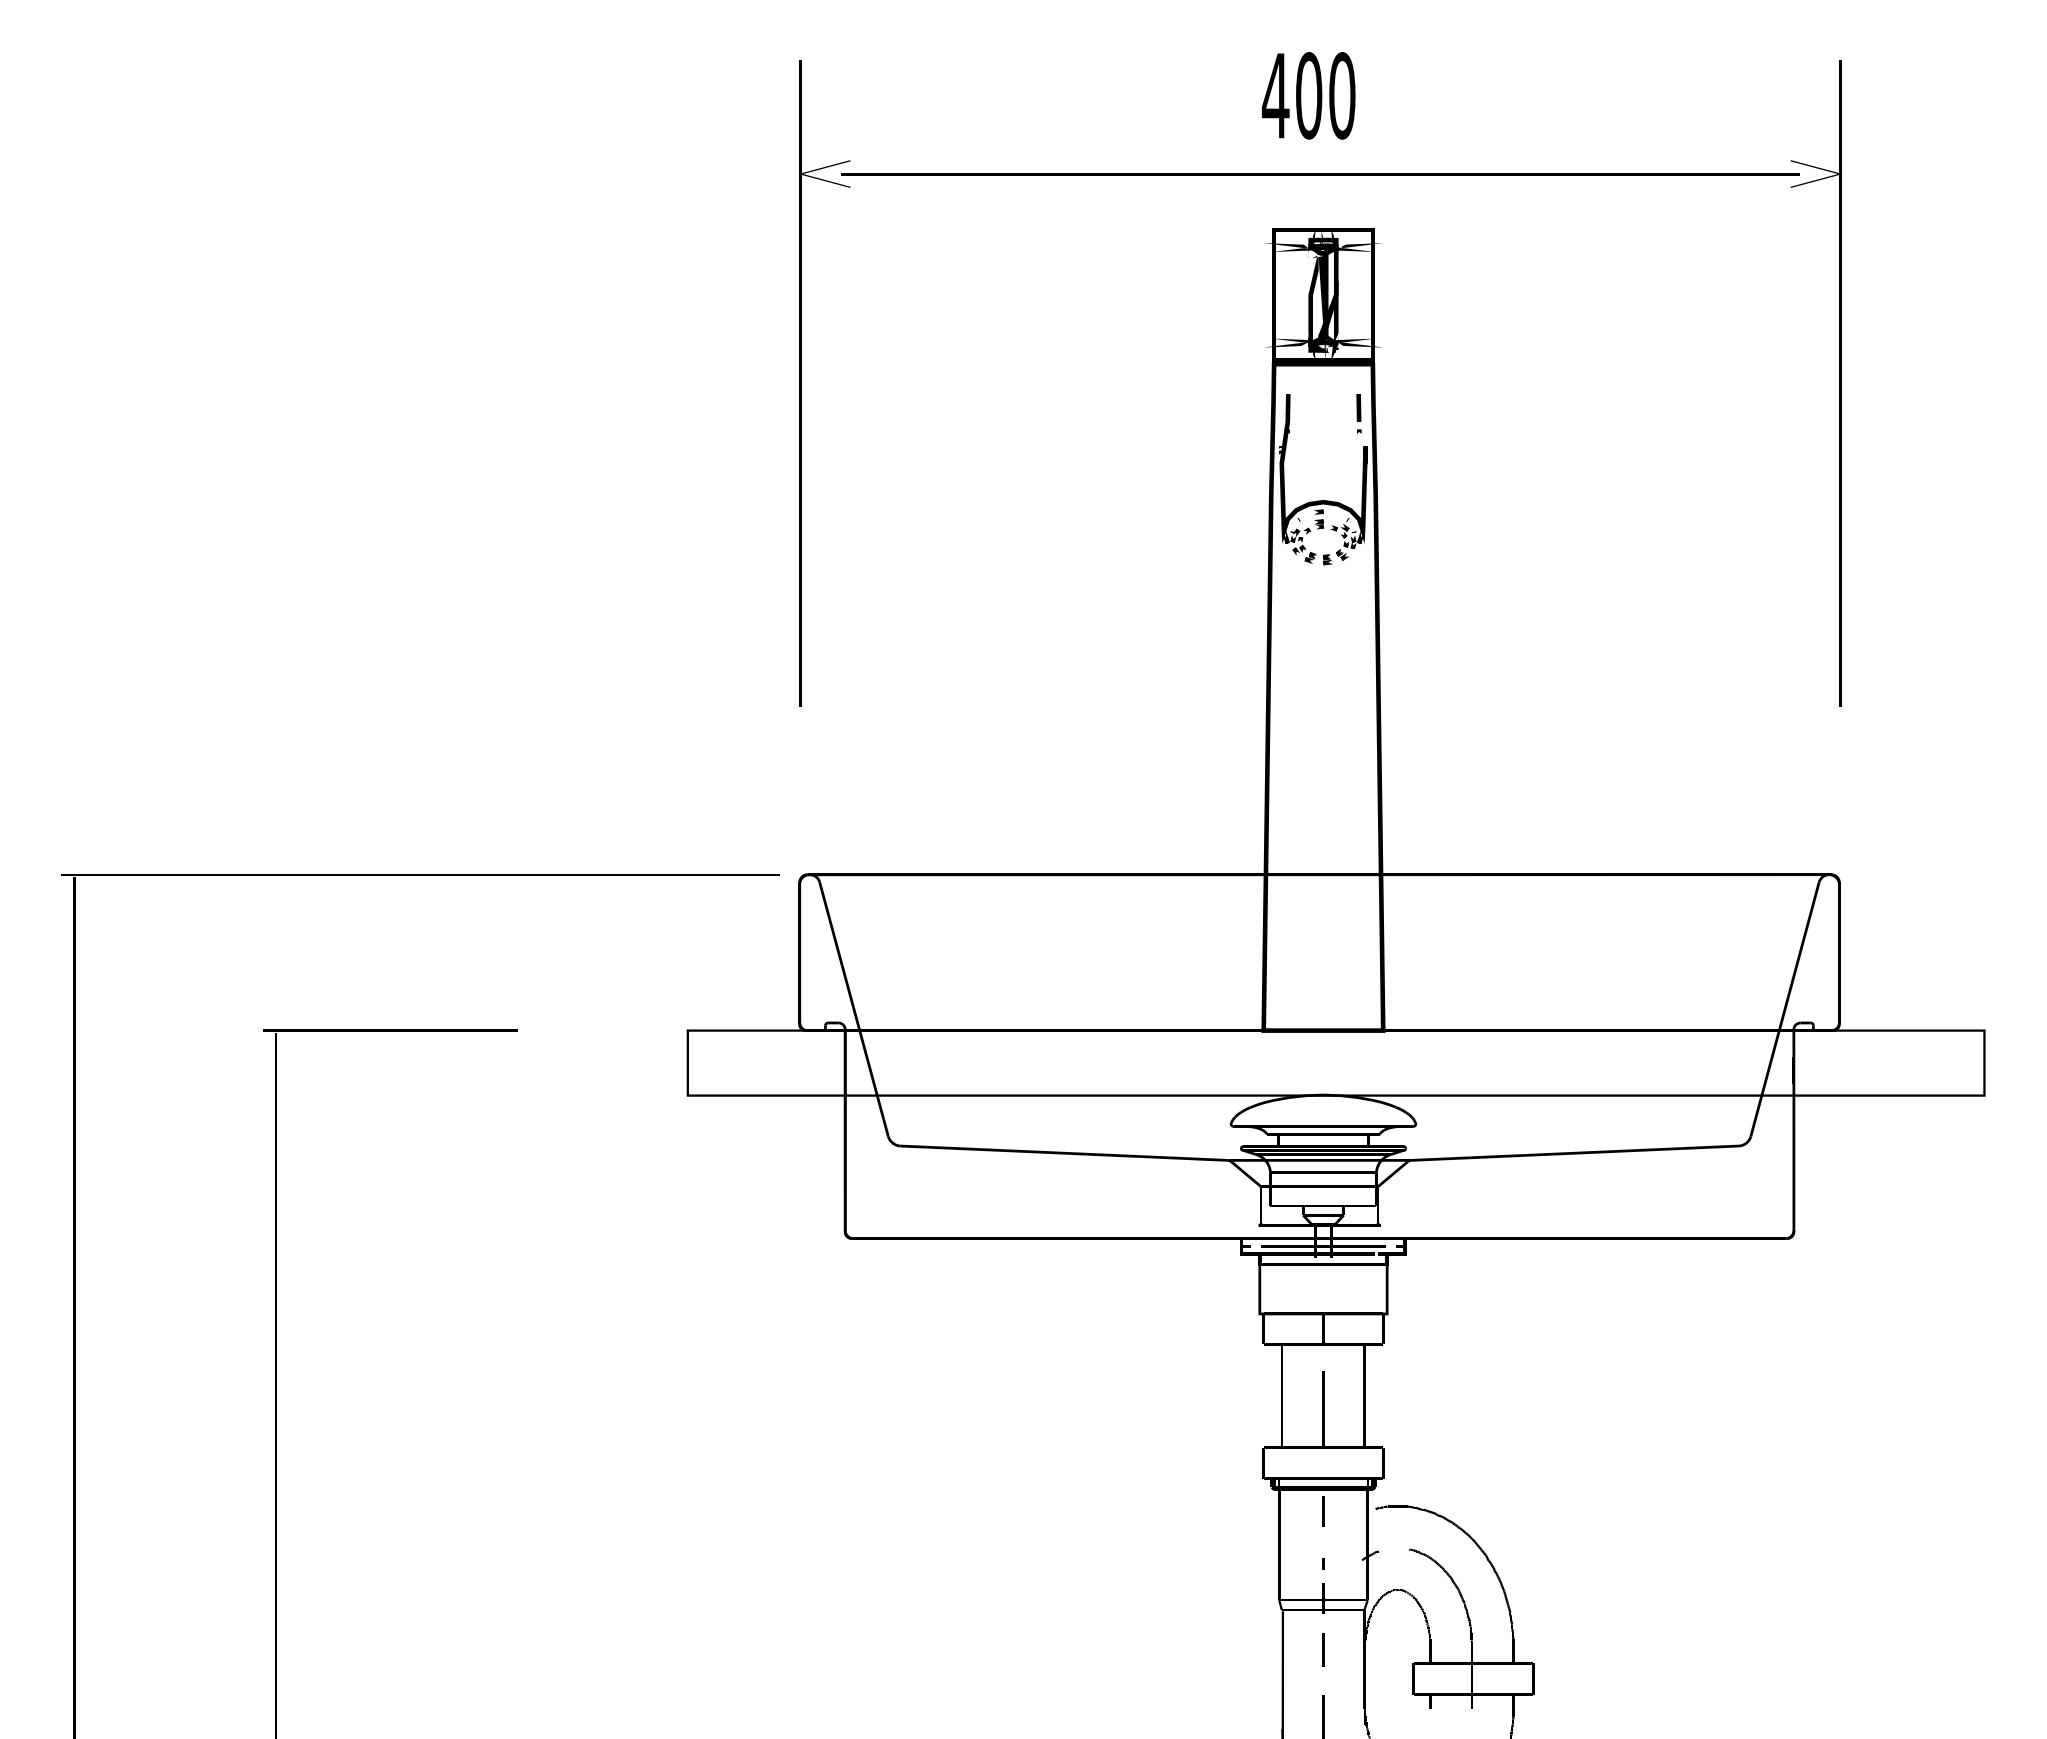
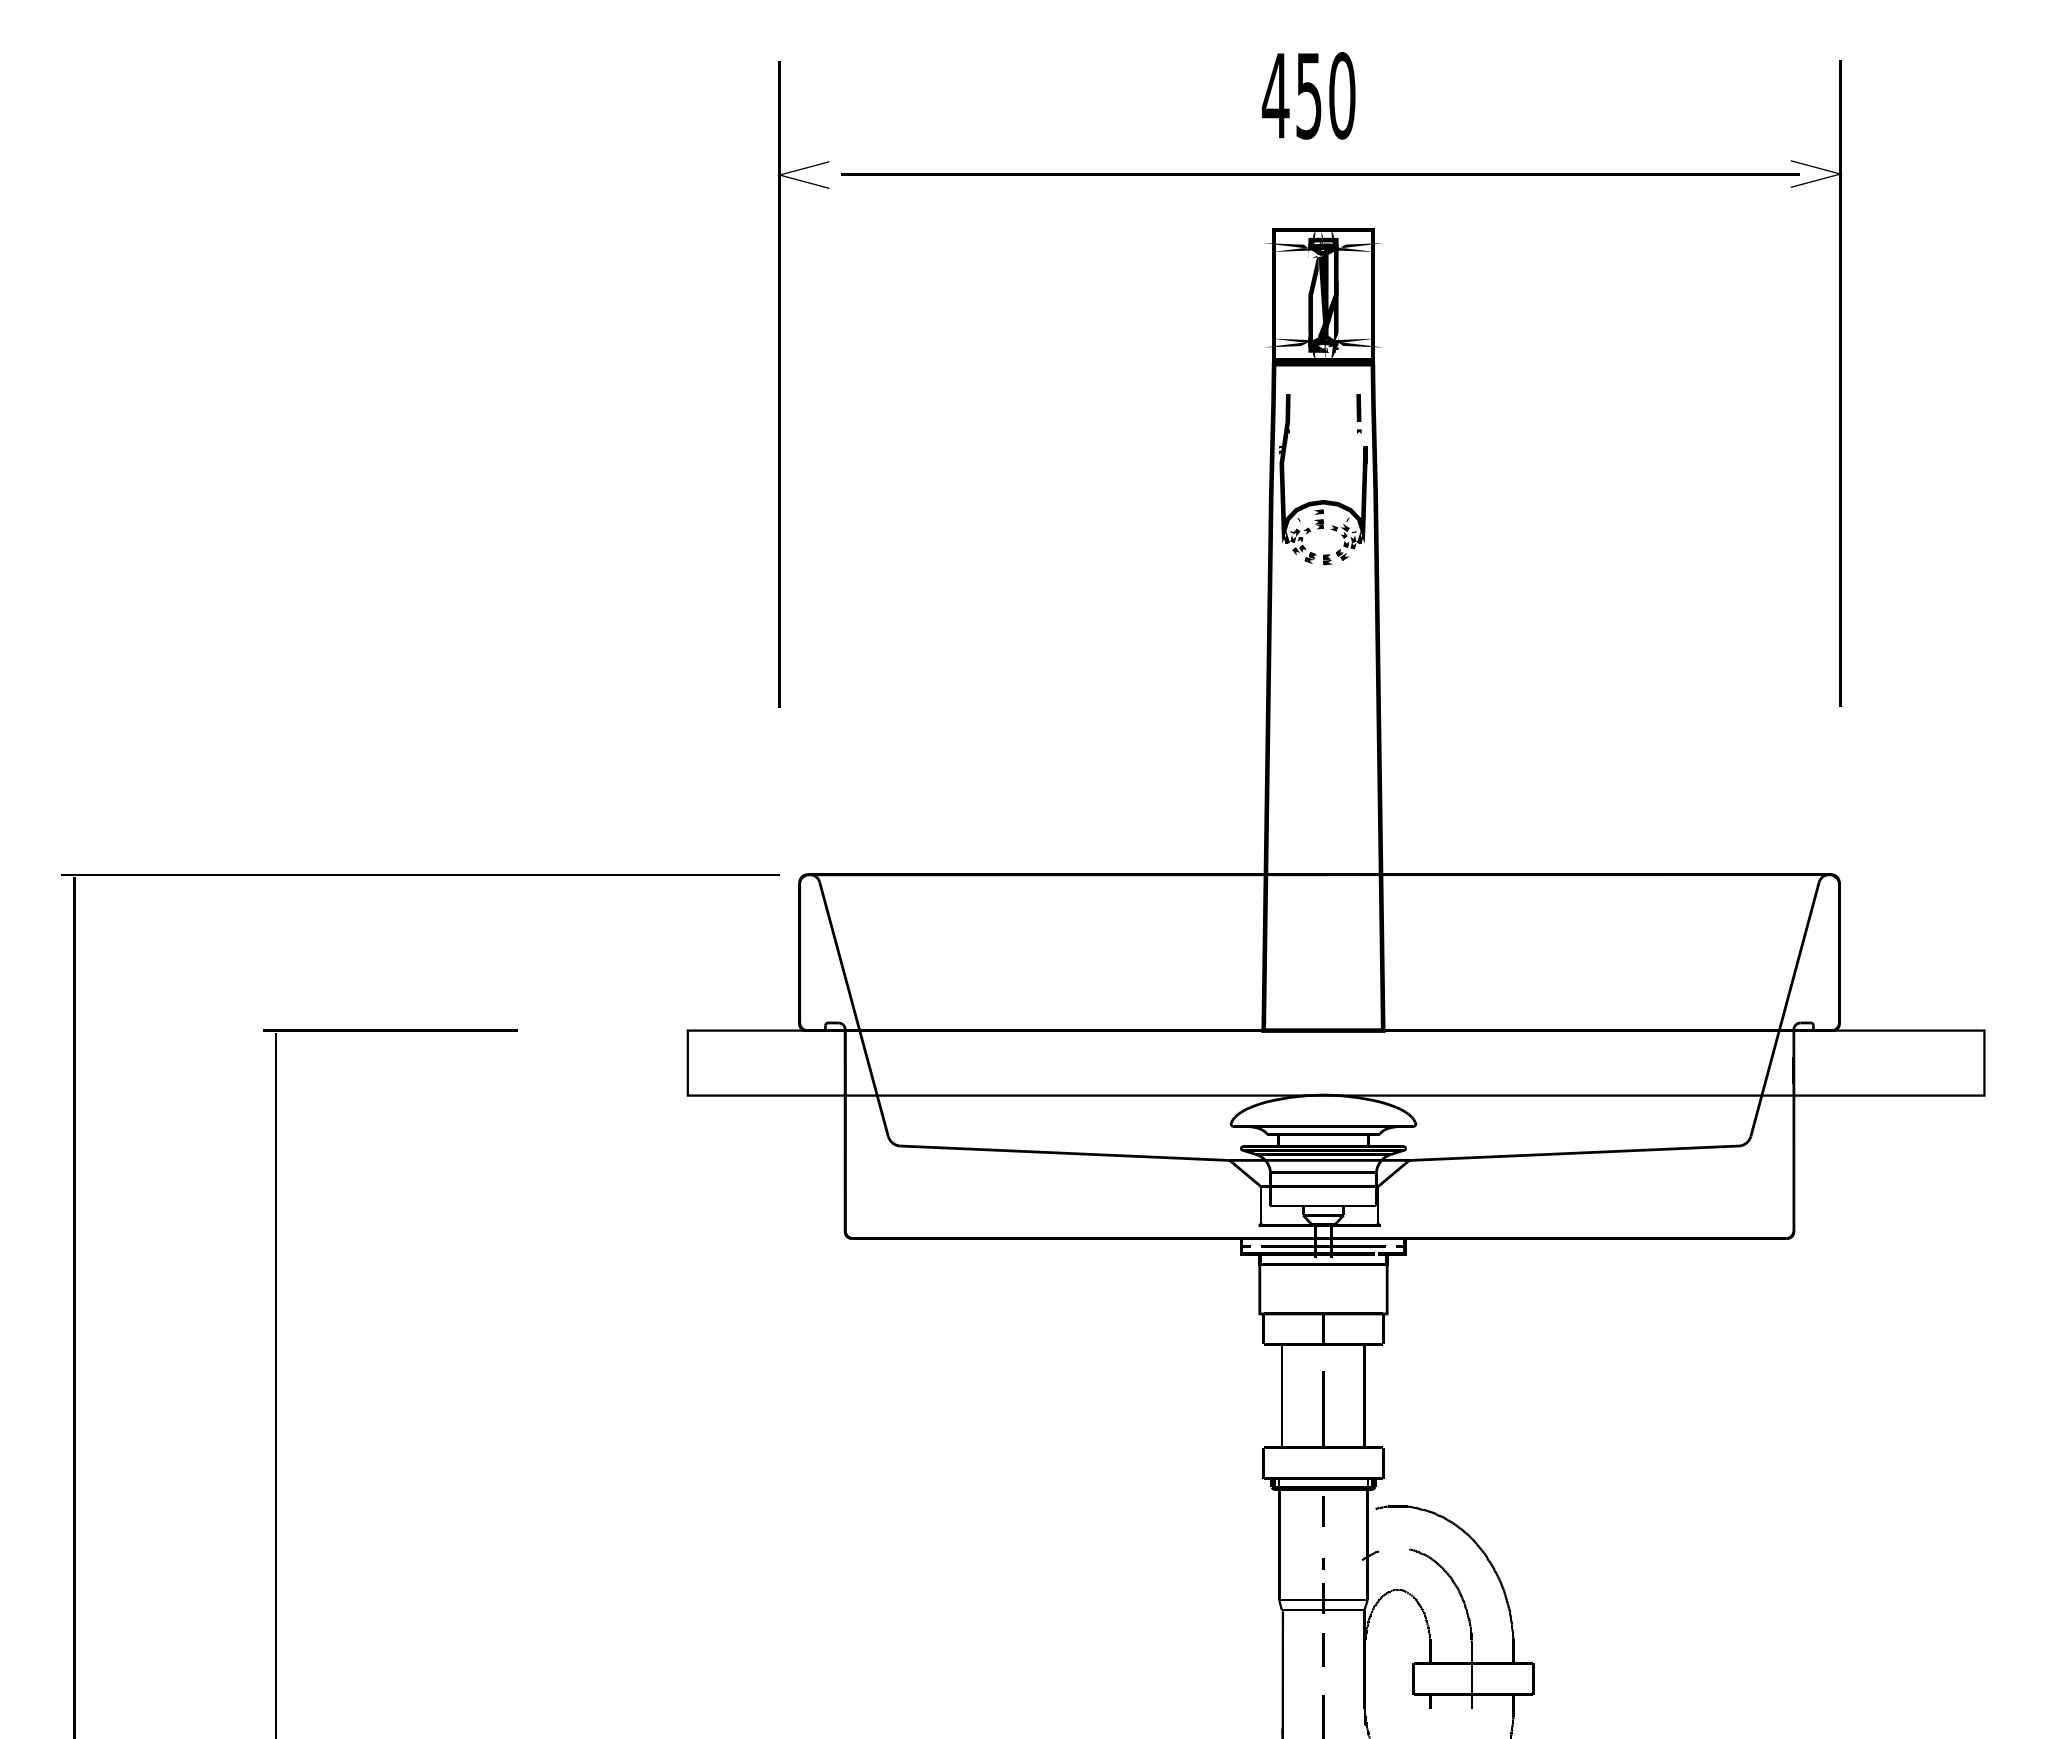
text: 400 -> 450 (1309, 95)
part position: (801, 383) -> (780, 384) (780, 384)
